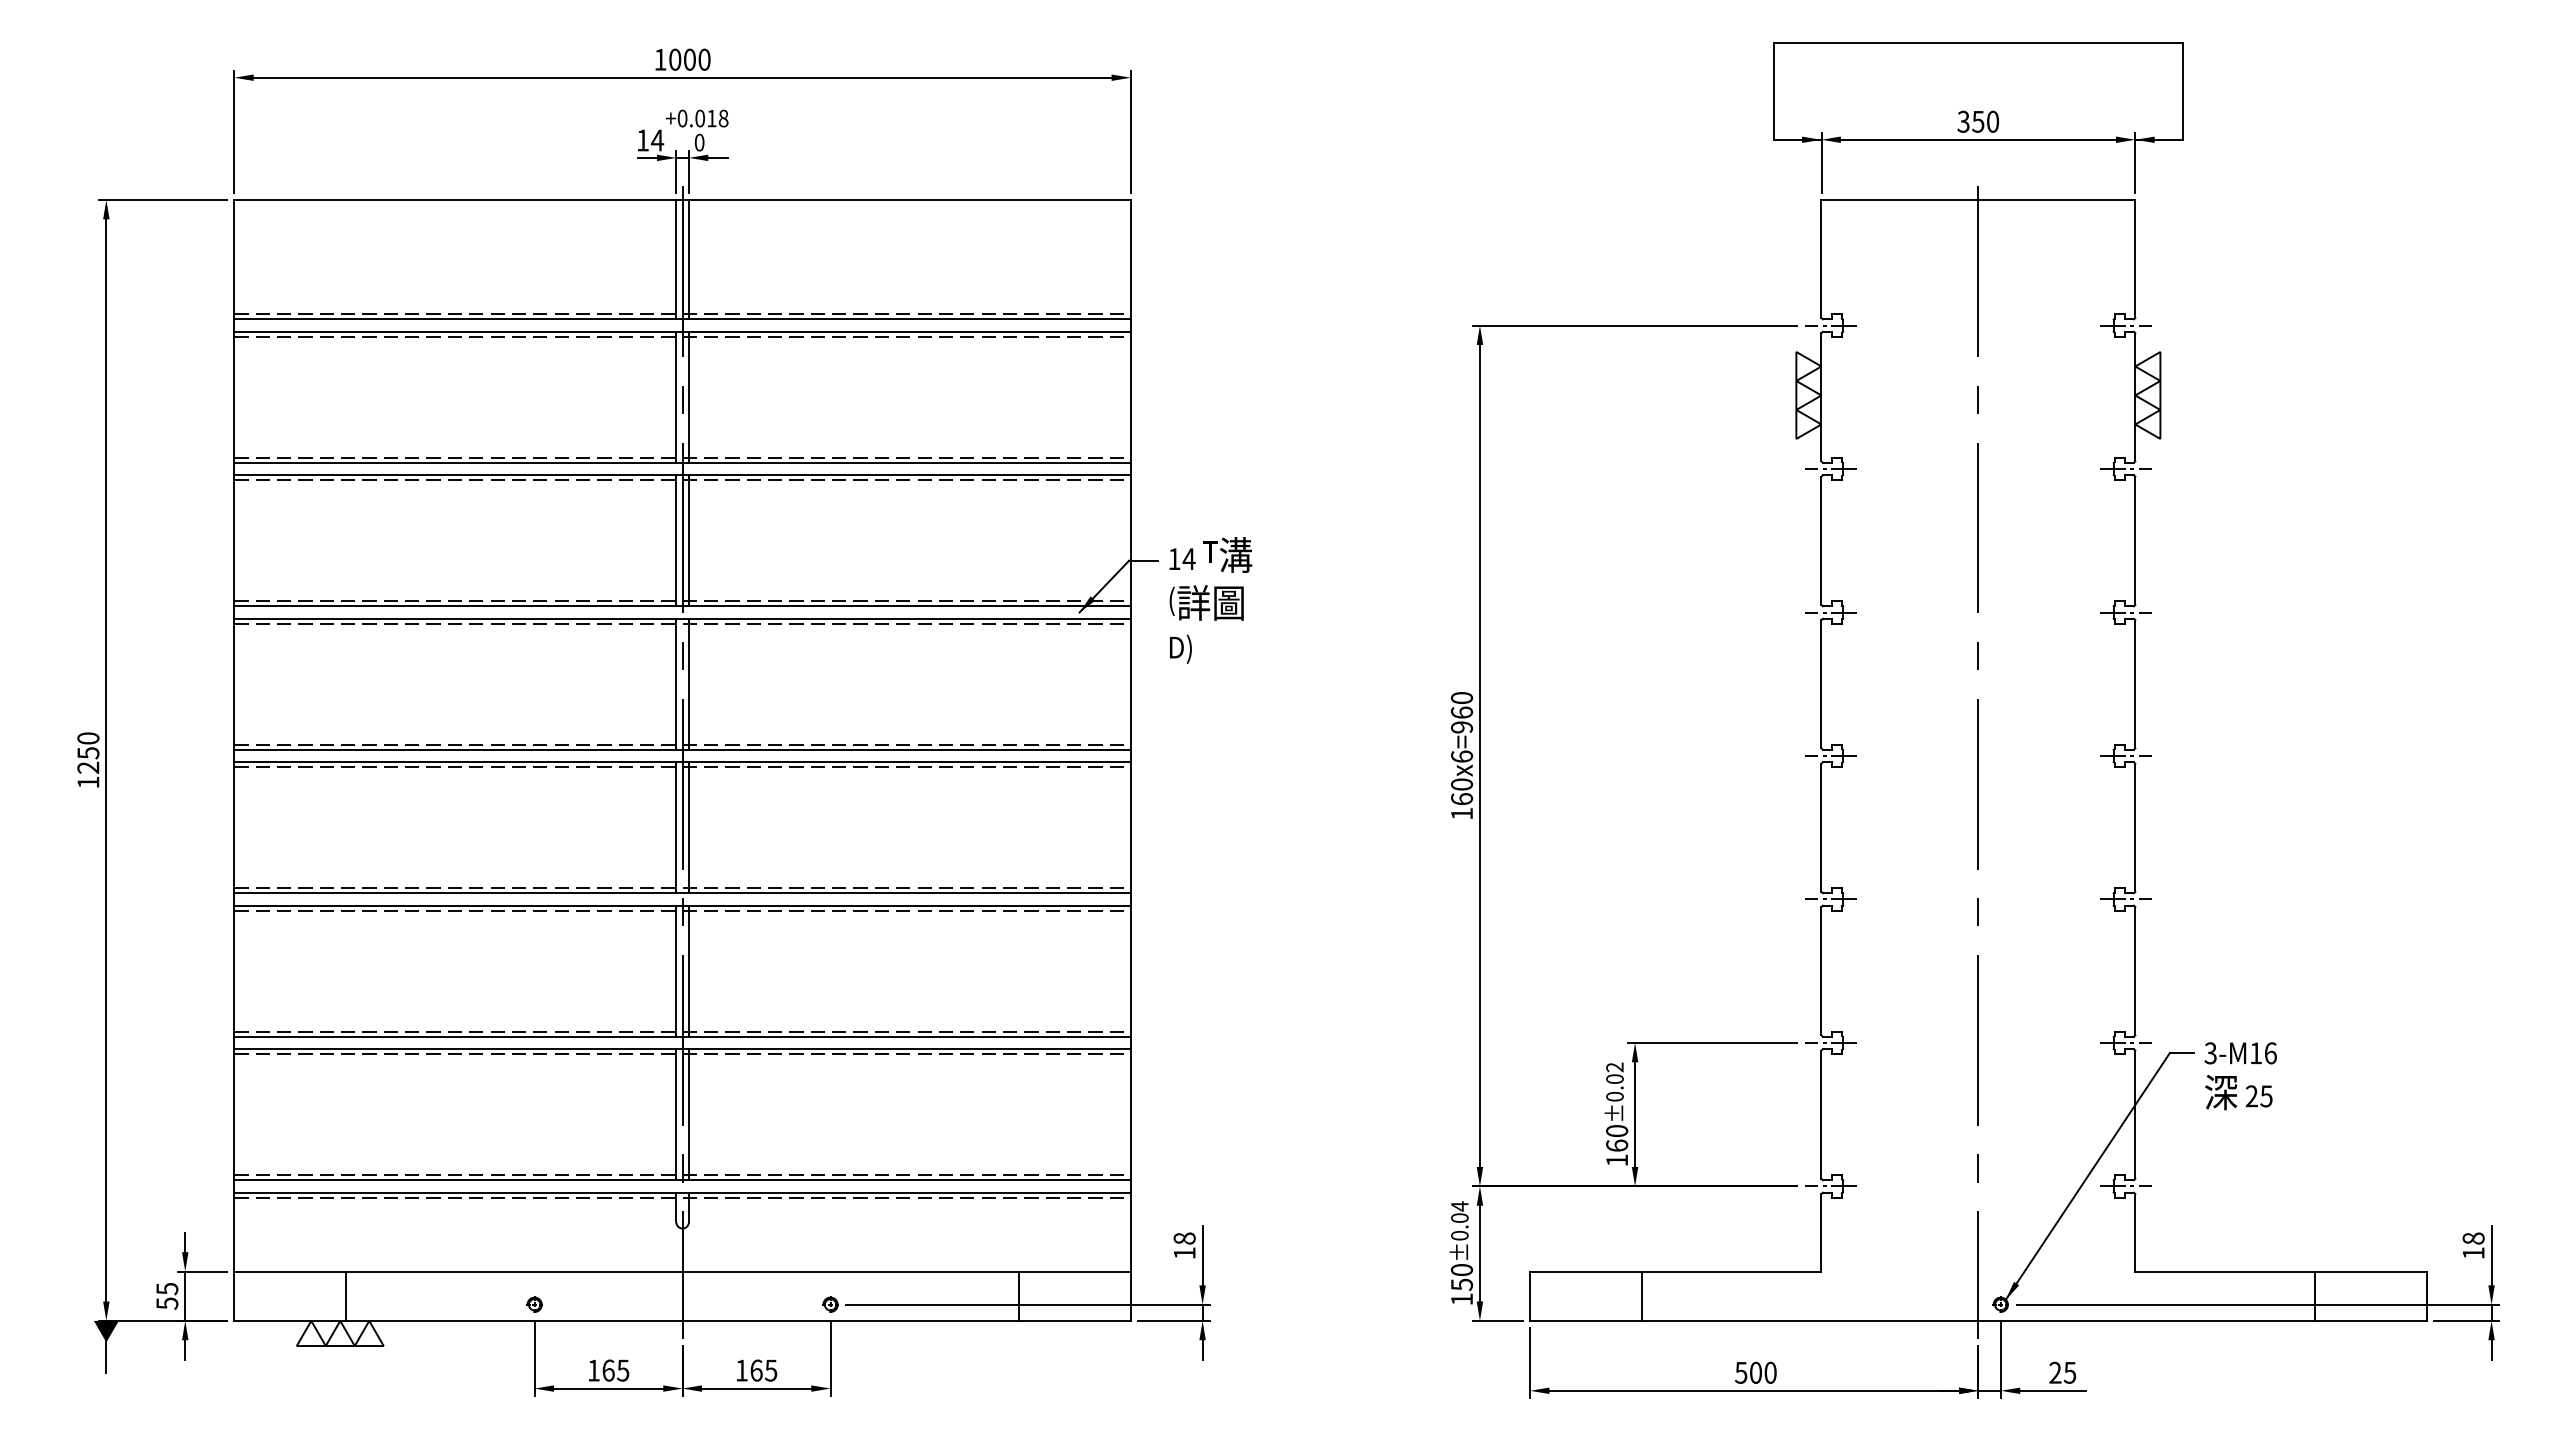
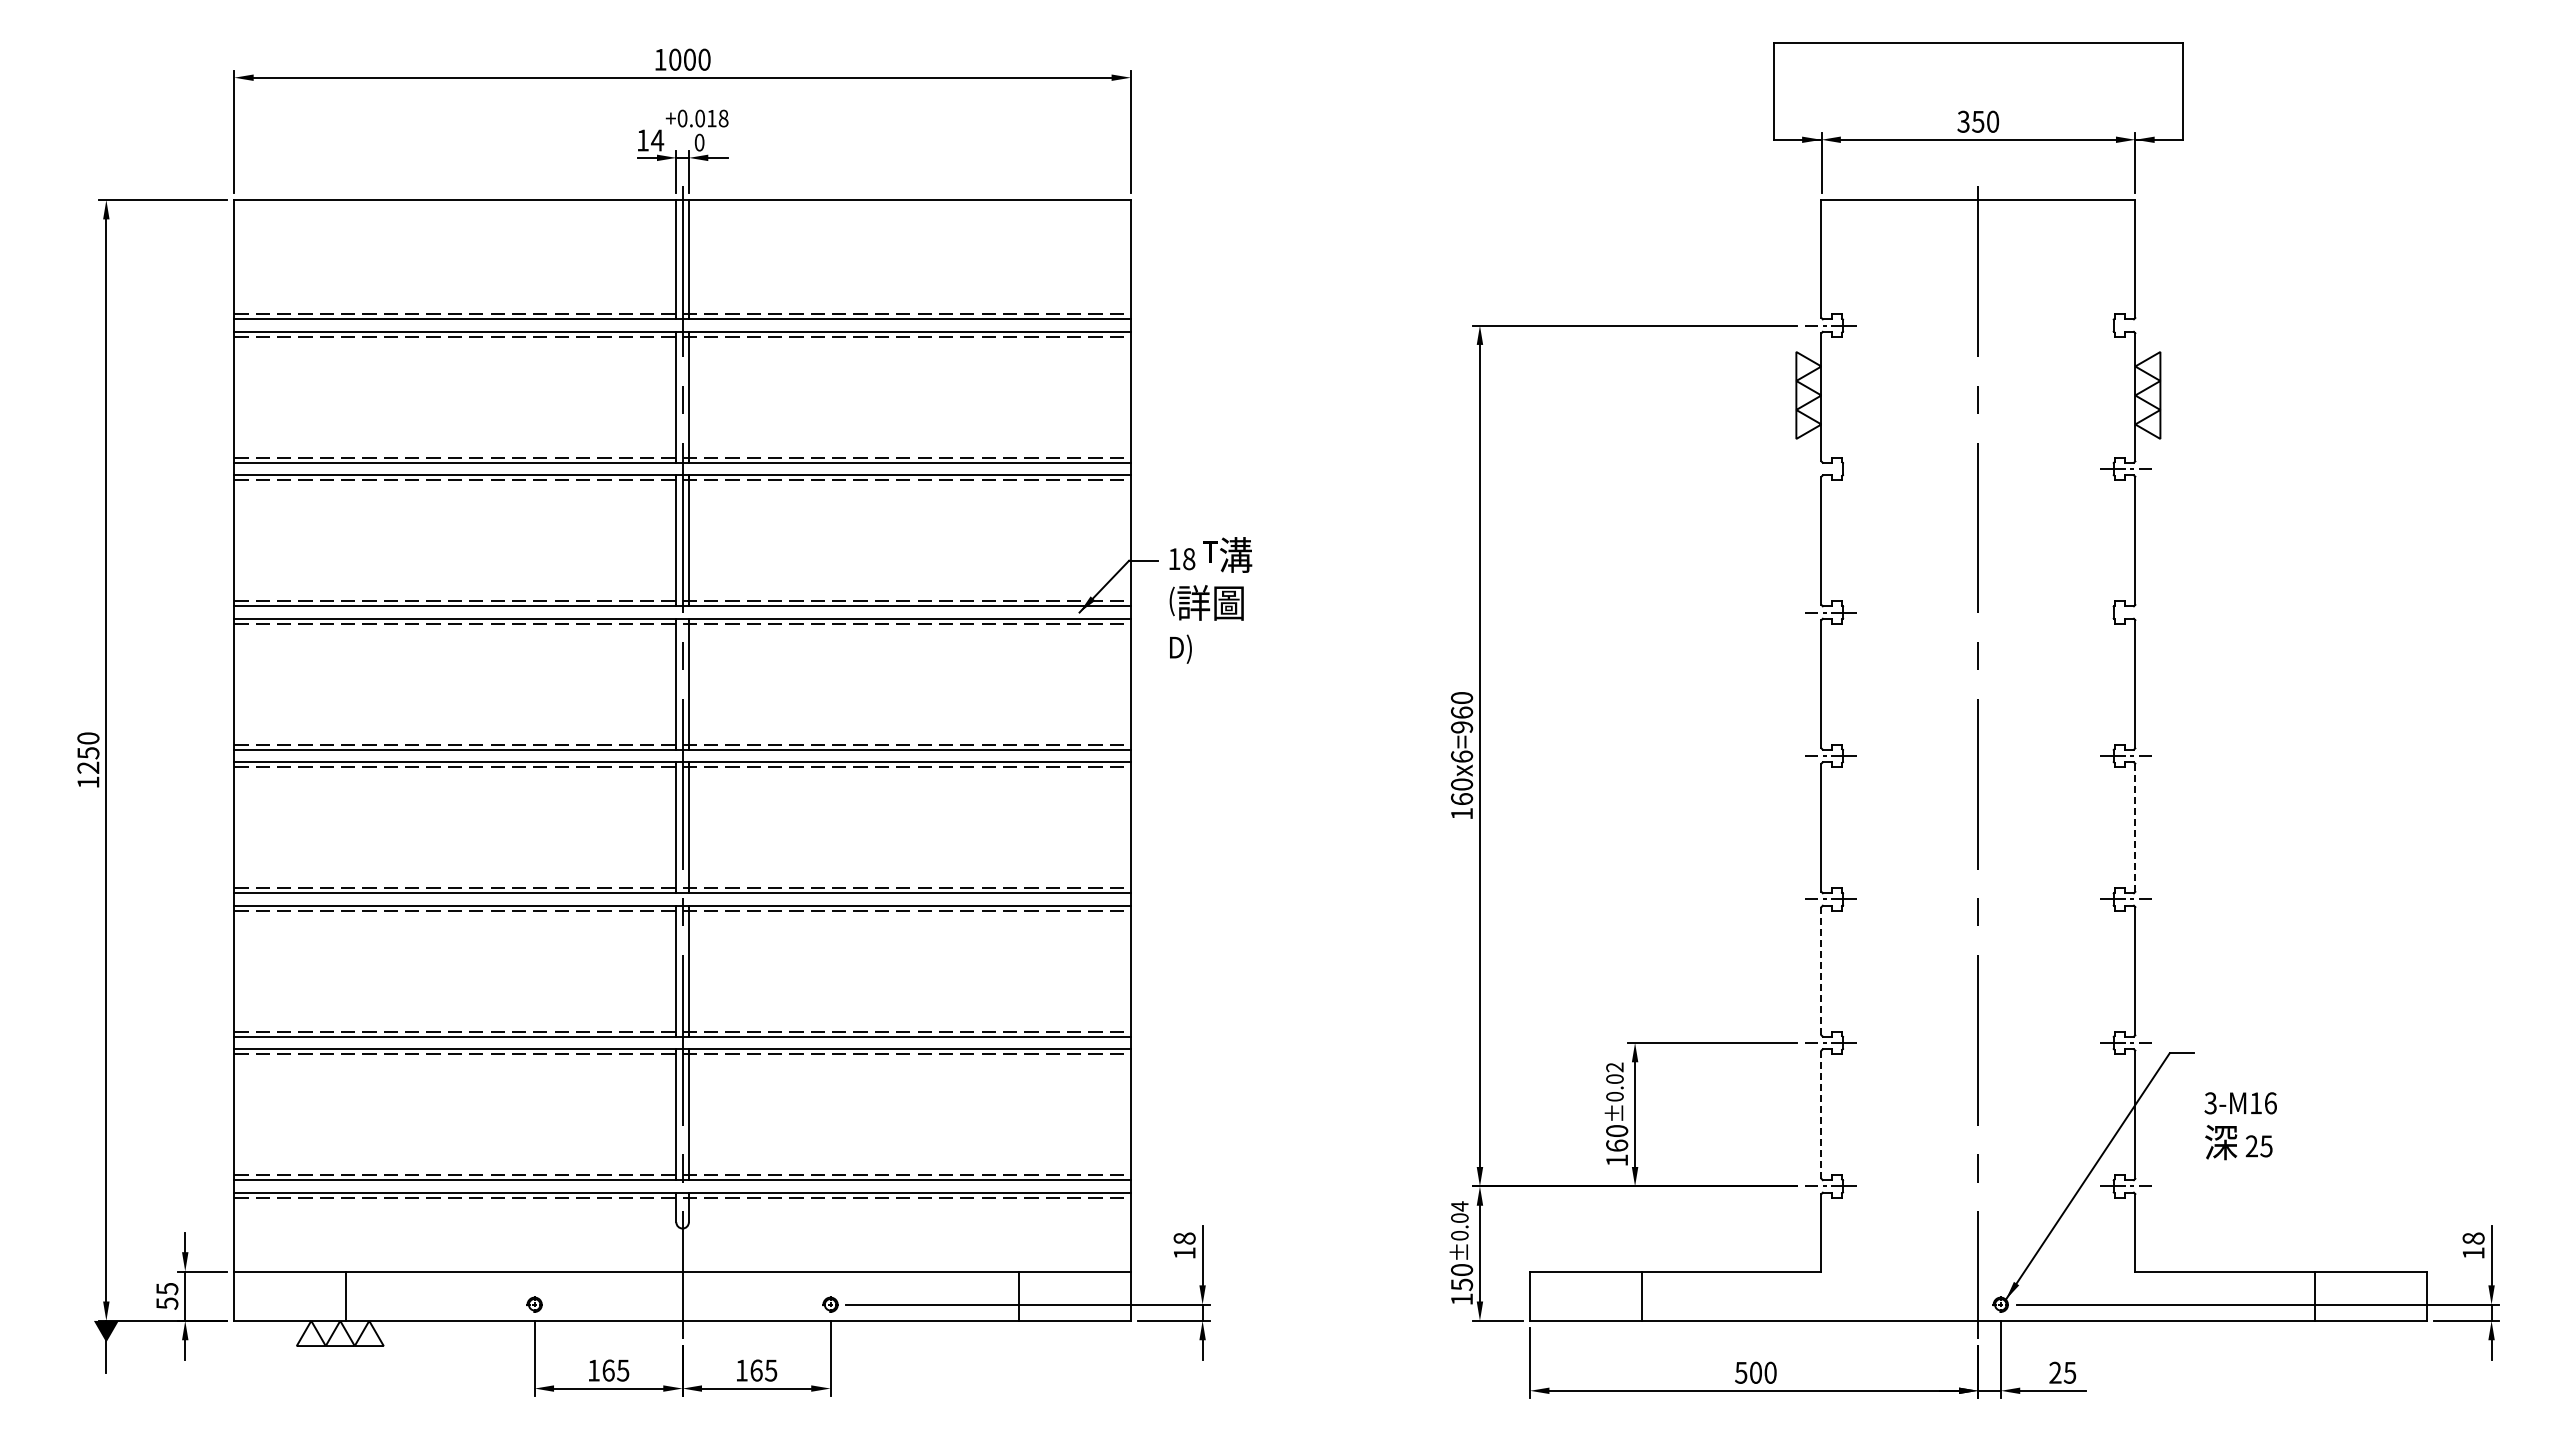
line: present -> none (2126, 325)
line: present -> none (1830, 469)
text: 14 -> 18 (1188, 559)
line: present -> none (2126, 612)
line: solid -> dashed (2135, 828)
line: solid -> dashed (1821, 971)
text position: (2240, 1076) -> (2240, 1126) (2240, 1126)
line: solid -> dashed (1821, 1115)
